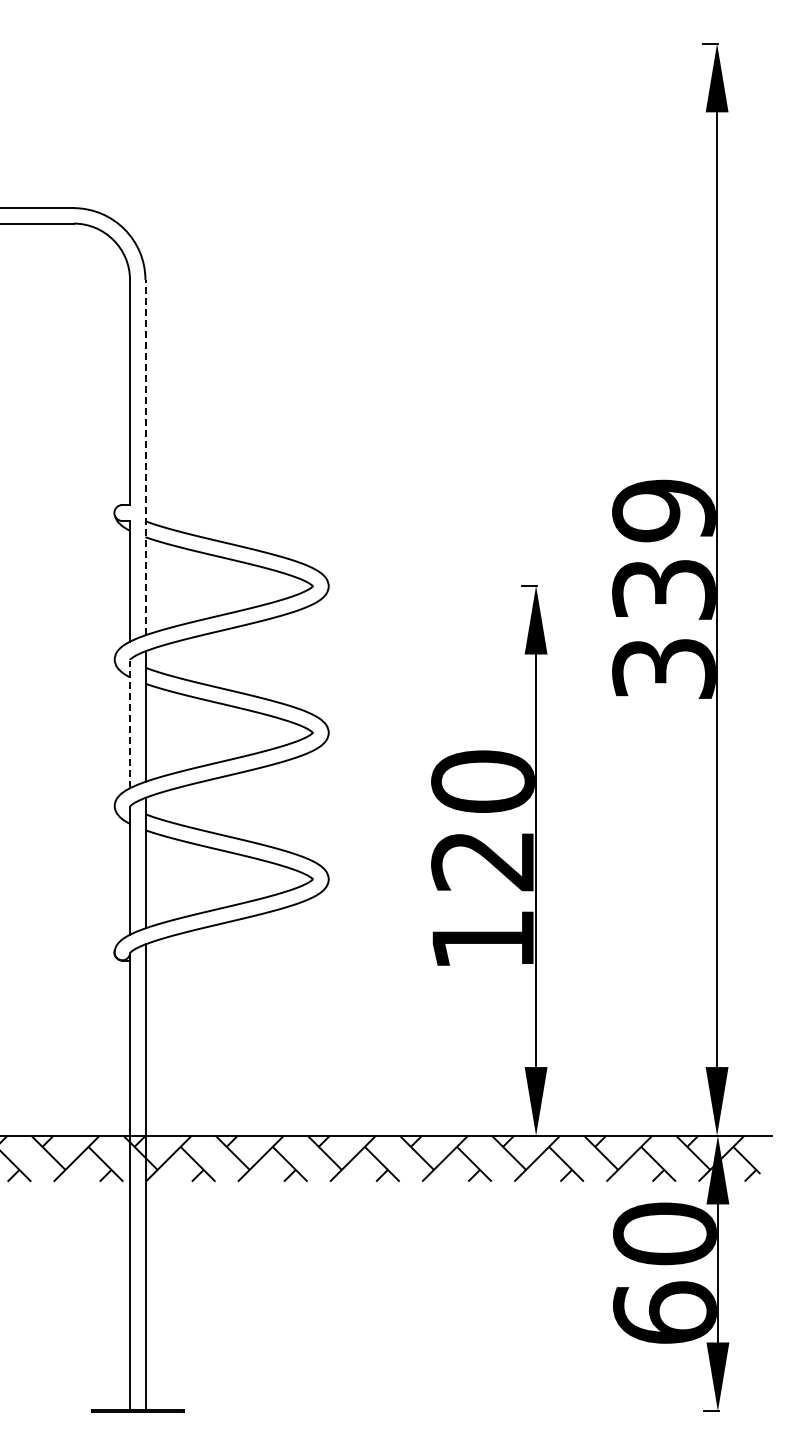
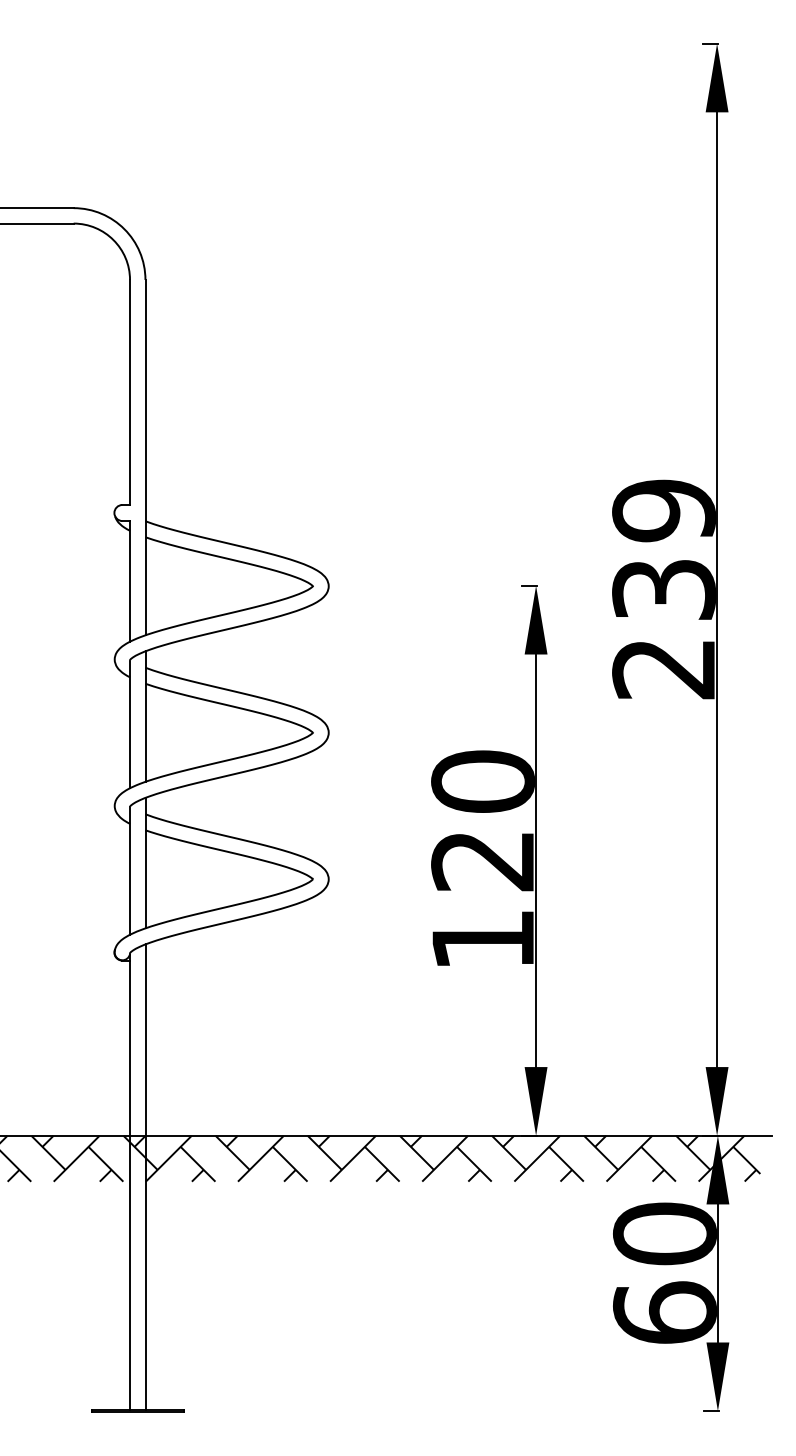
line: dashed -> solid (145, 457)
text: 339 -> 239 (663, 669)
line: dashed -> solid (130, 724)
